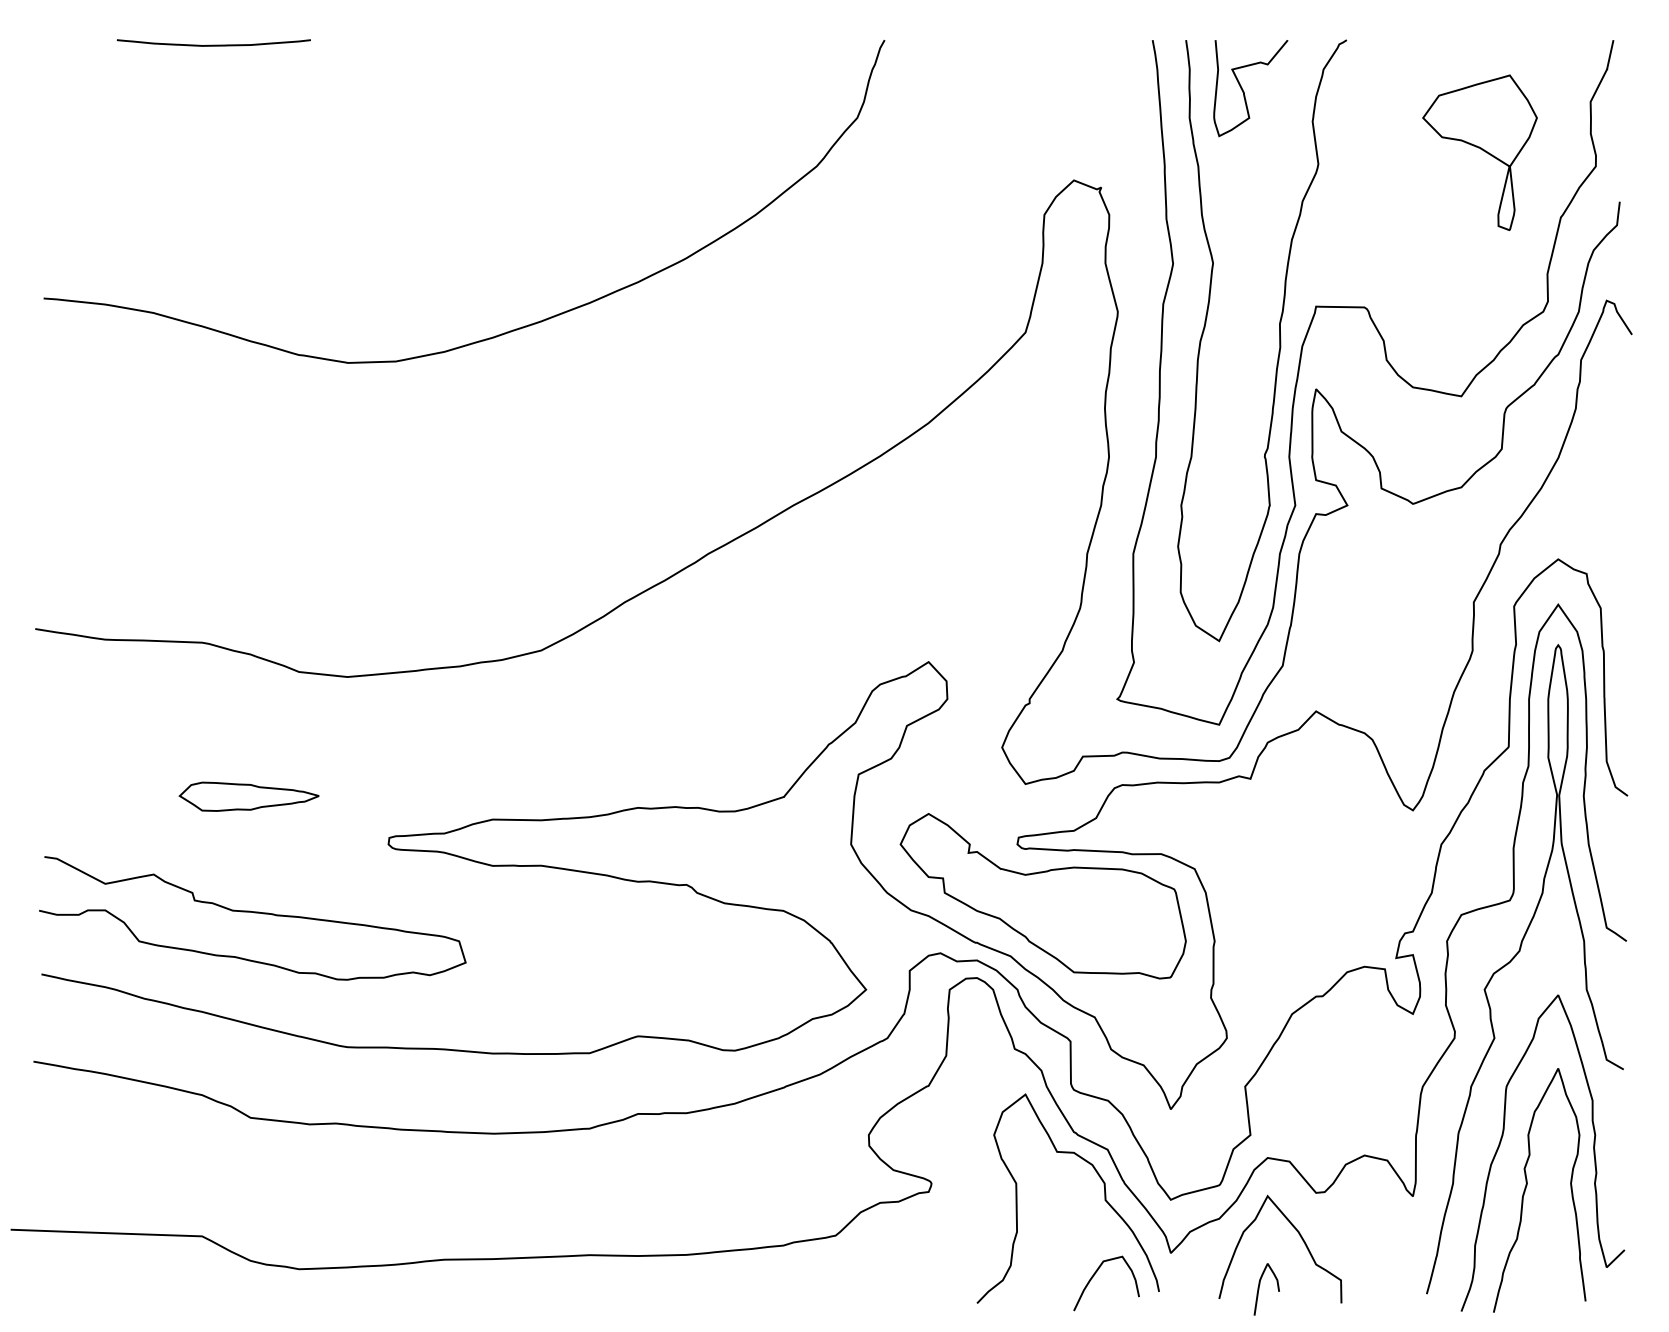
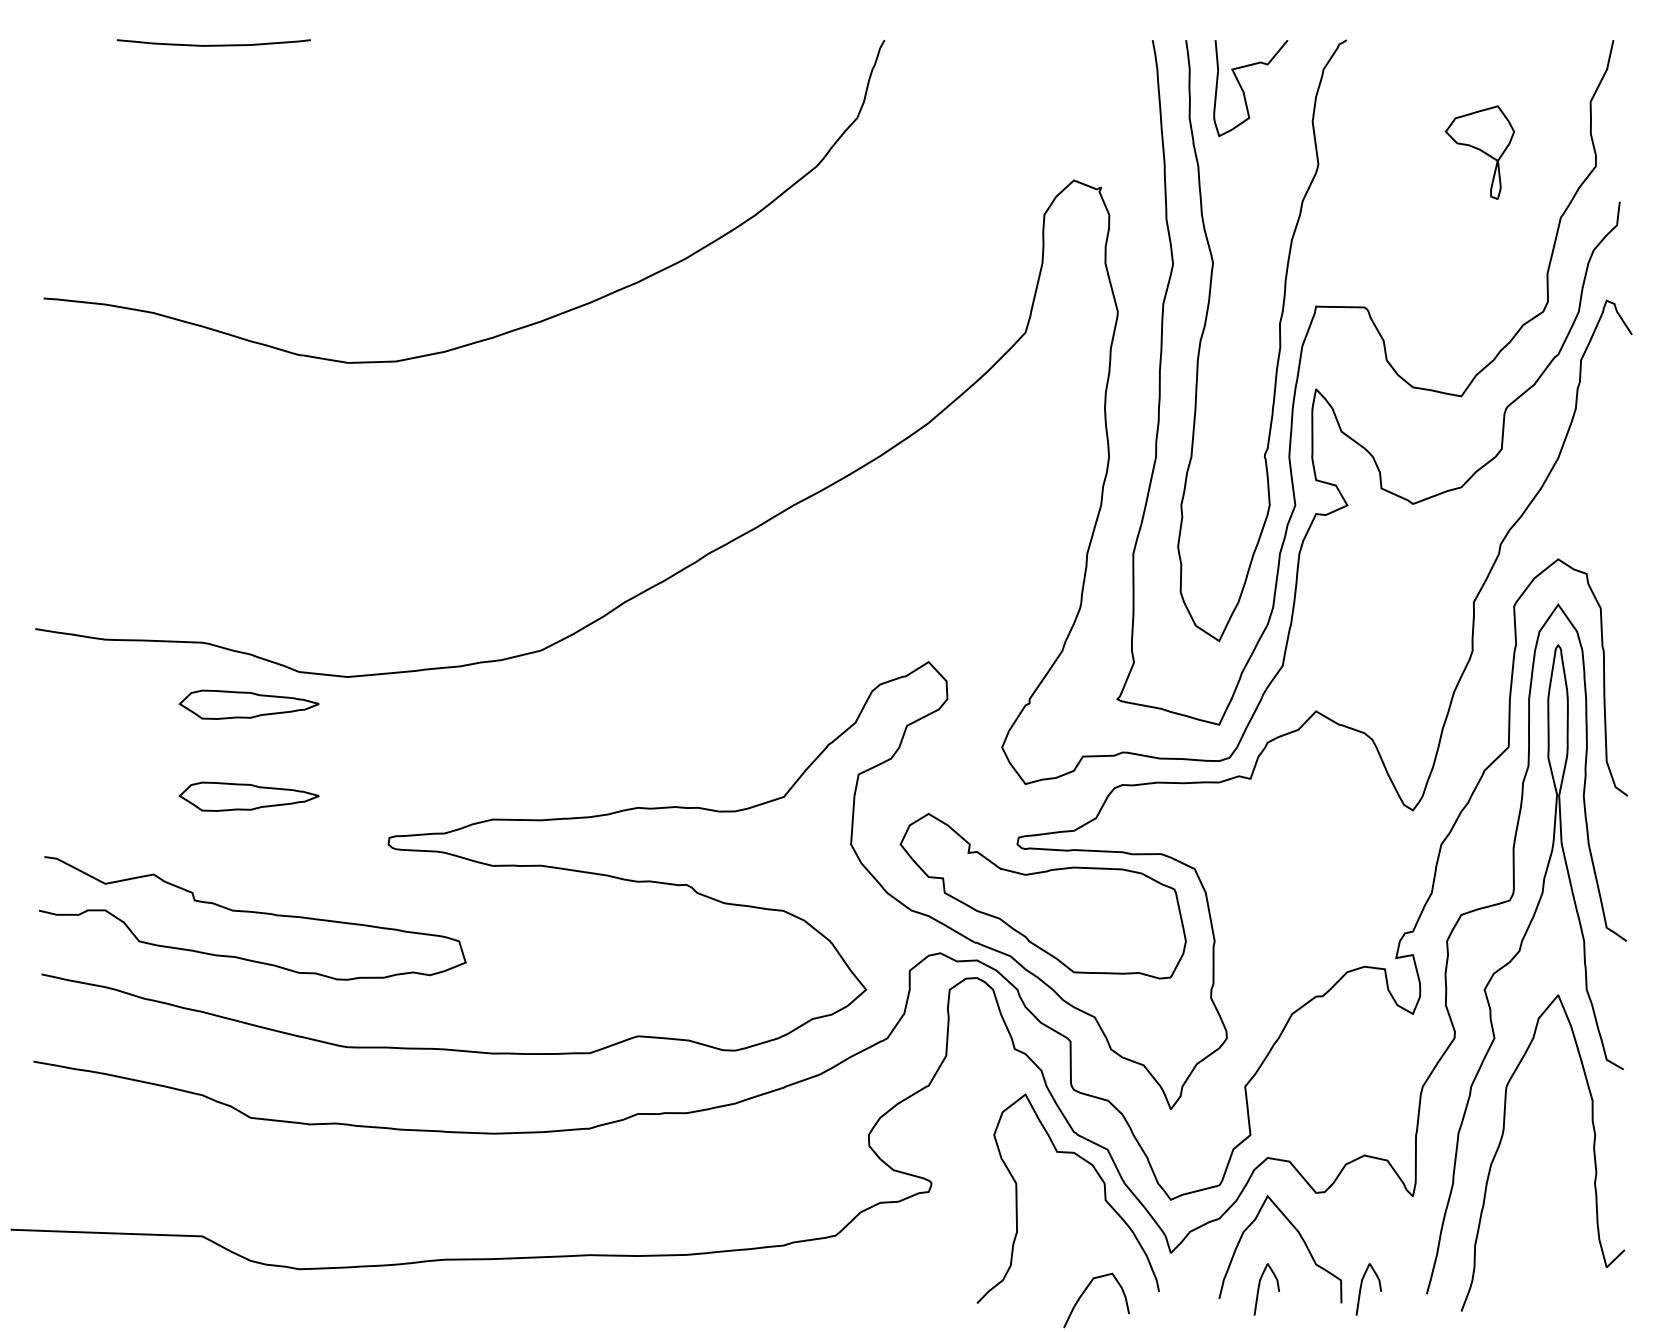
part size: 116x157 px -> 70x95 px (1479, 152)
part: none -> present (248, 704)
curve: present -> none (1527, 1185)
curve position: (1096, 1273) -> (1086, 1290) (1086, 1290)
curve: none -> present (1361, 1289)
